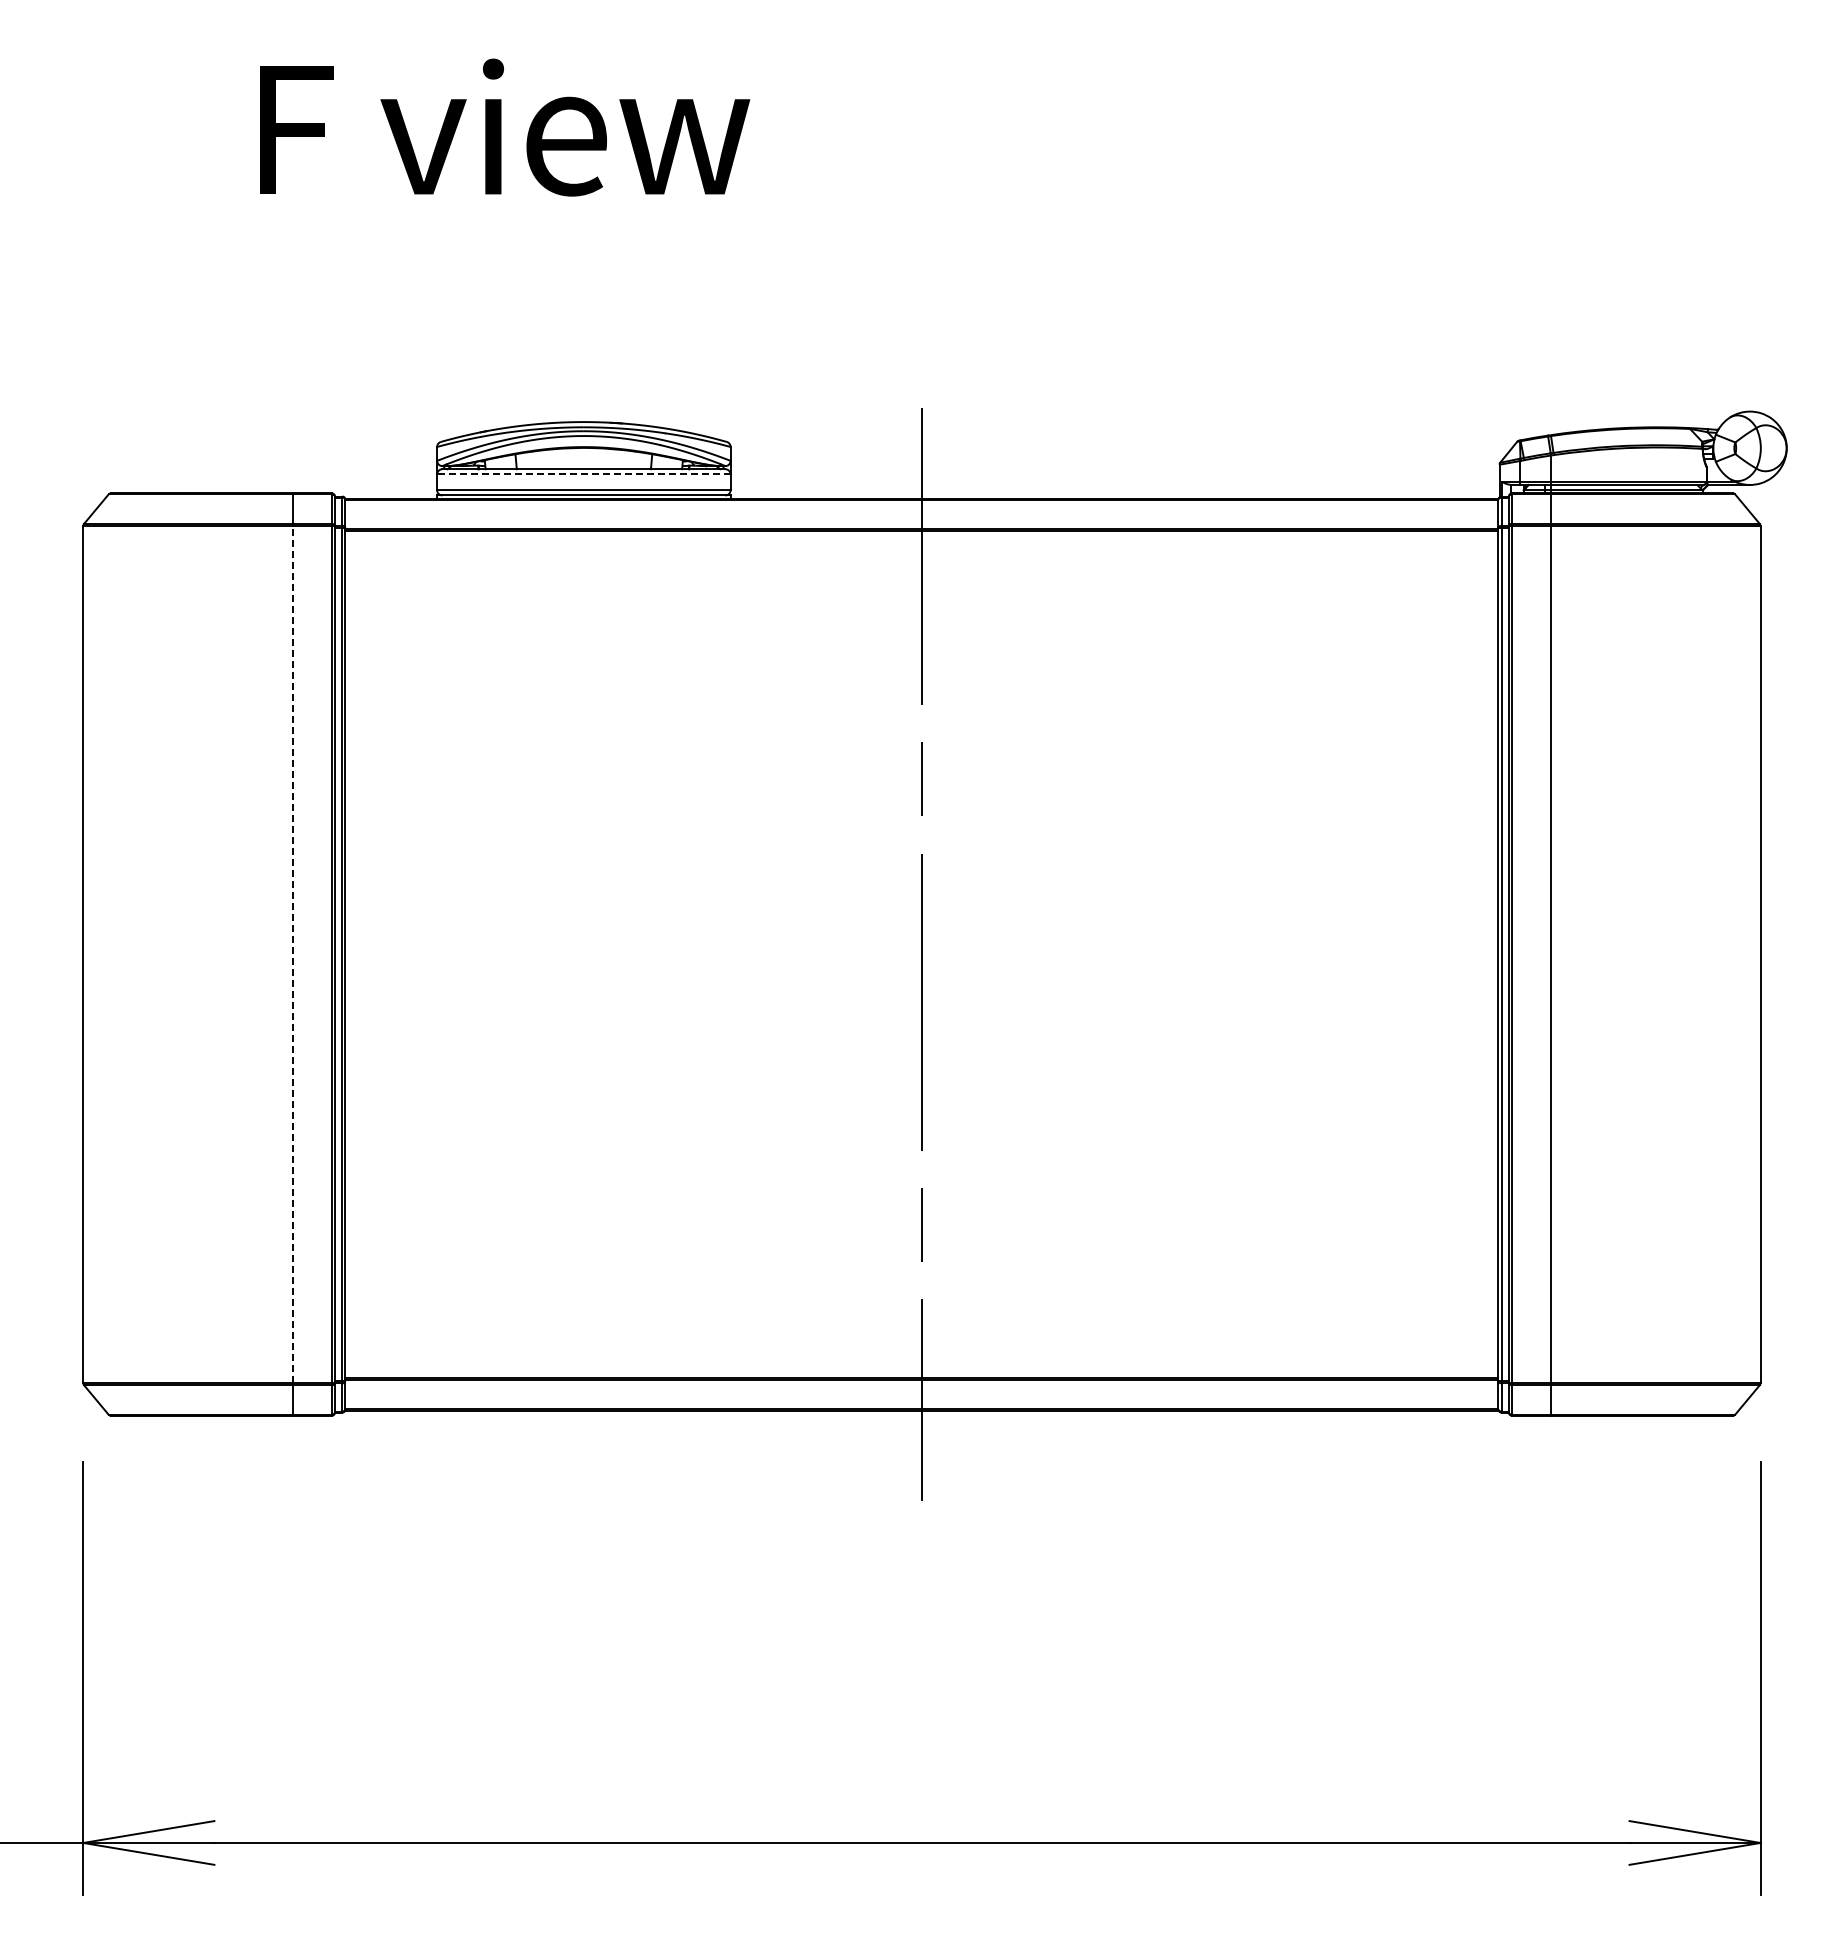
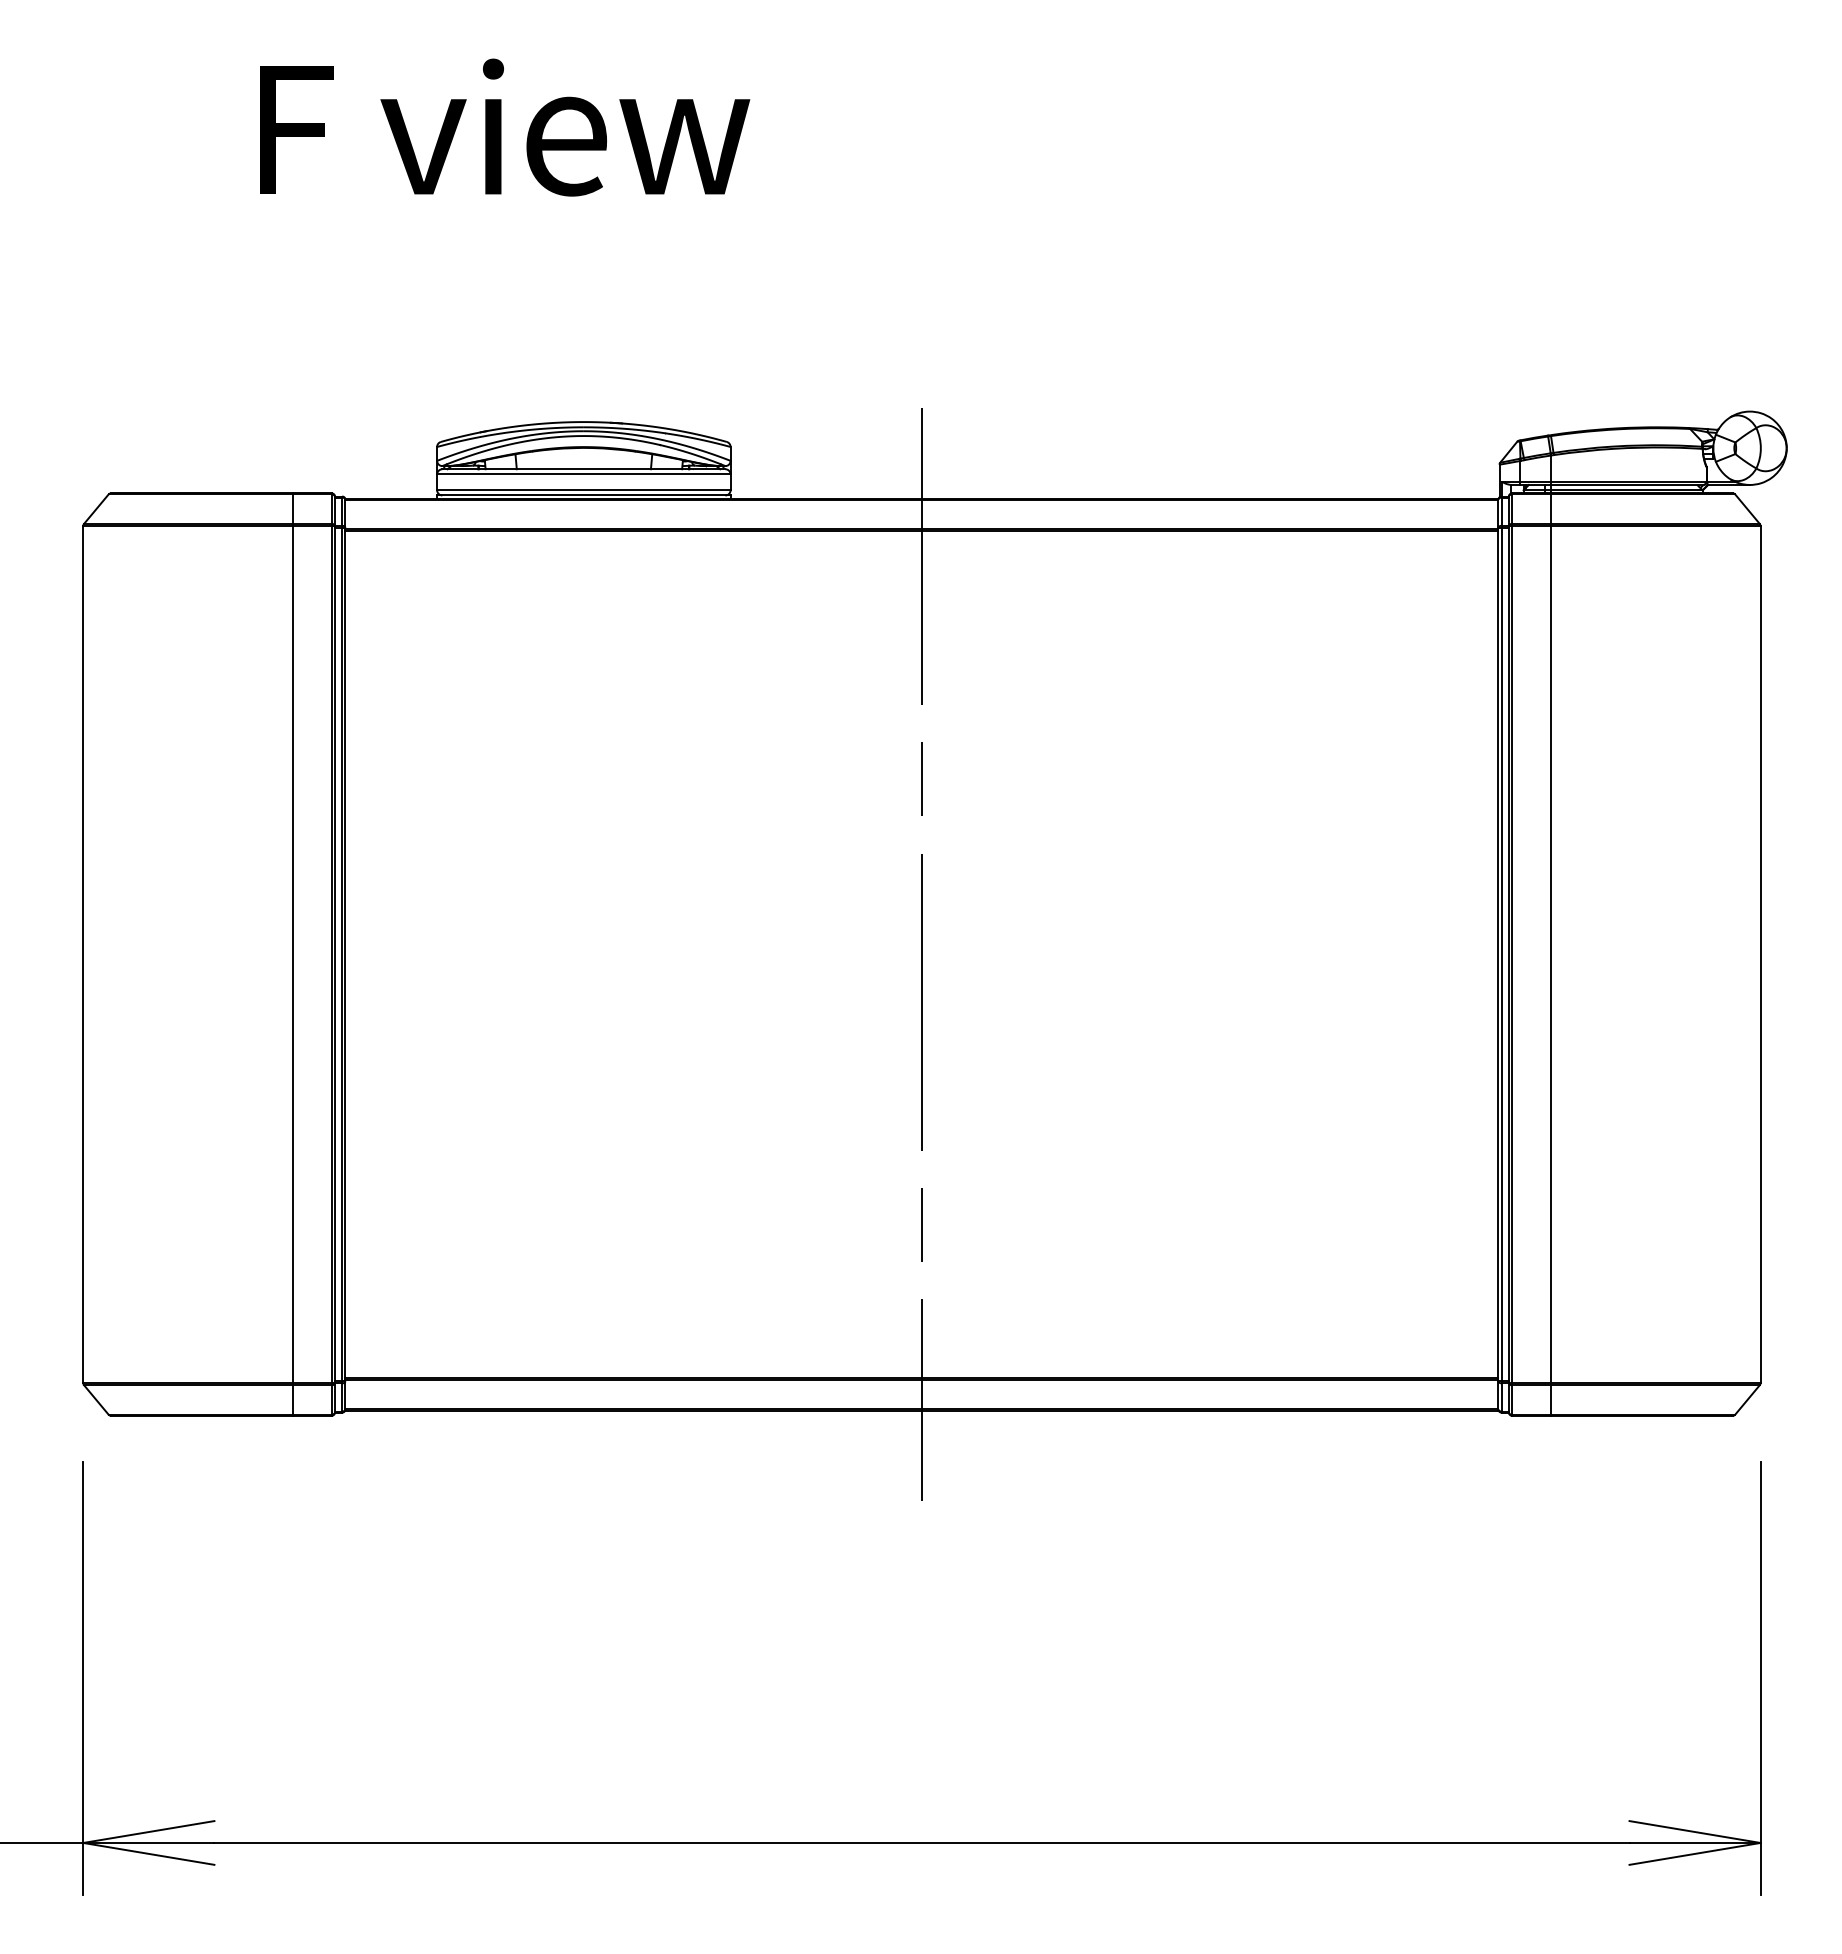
line: dashed -> solid (583, 474)
line: dashed -> solid (292, 954)
